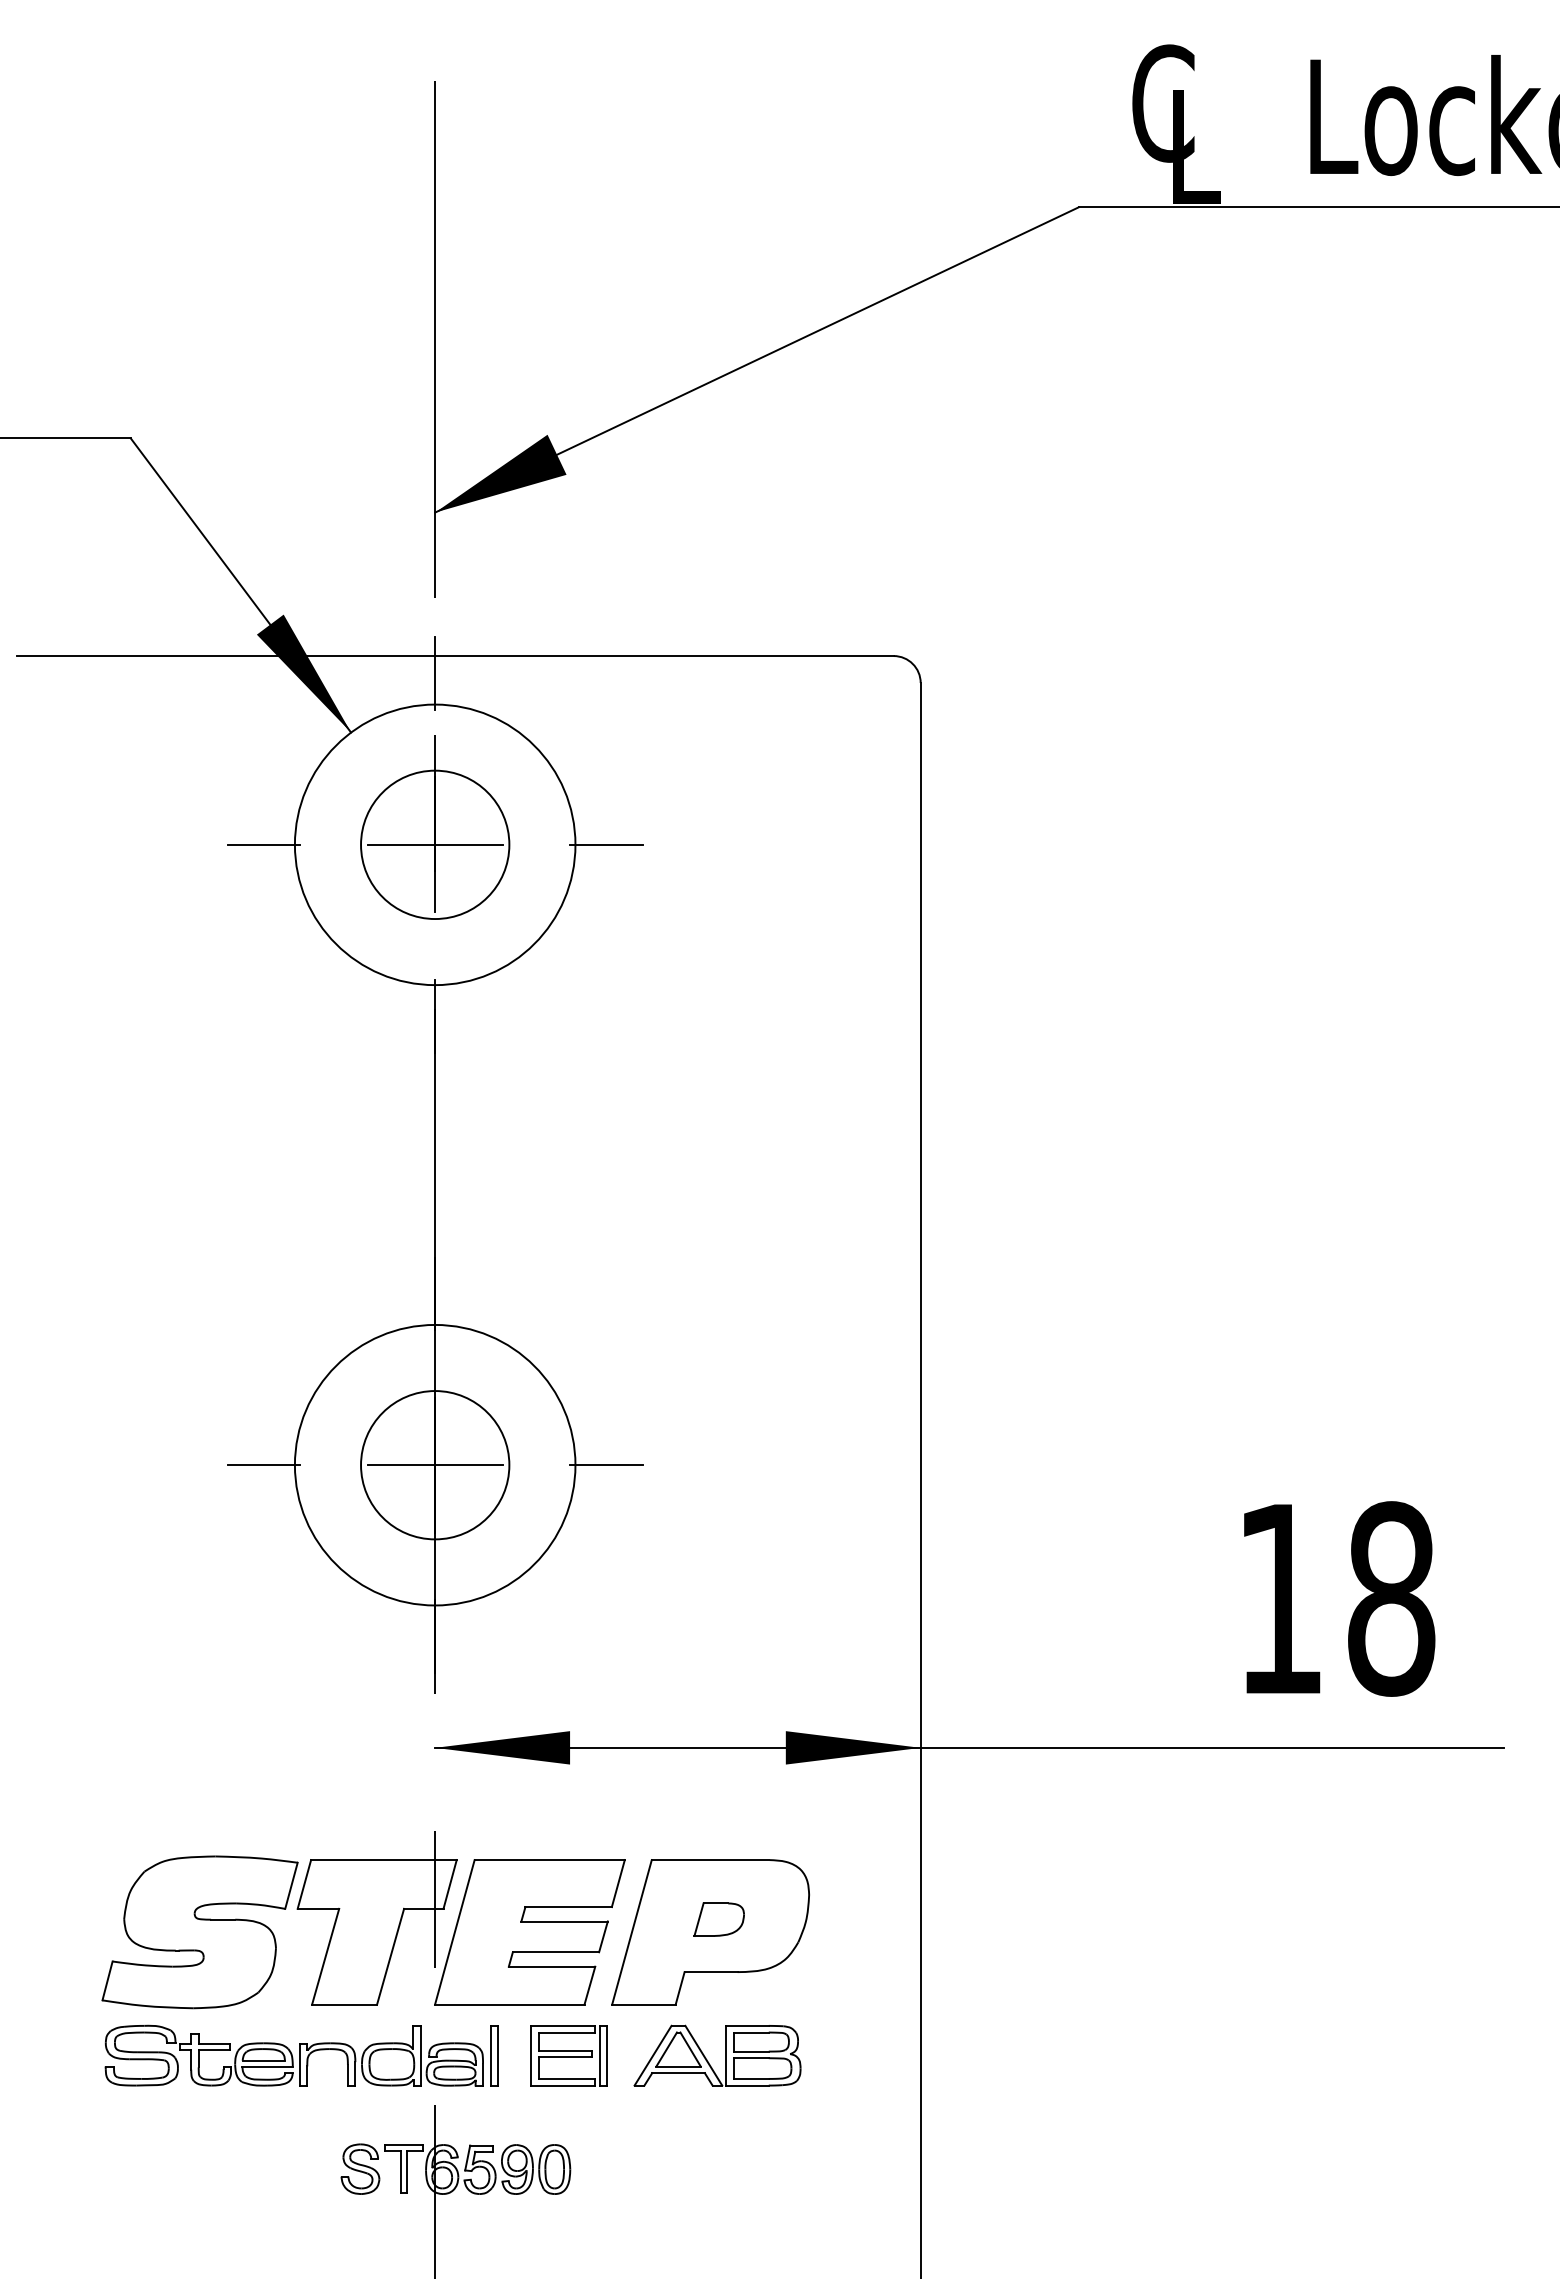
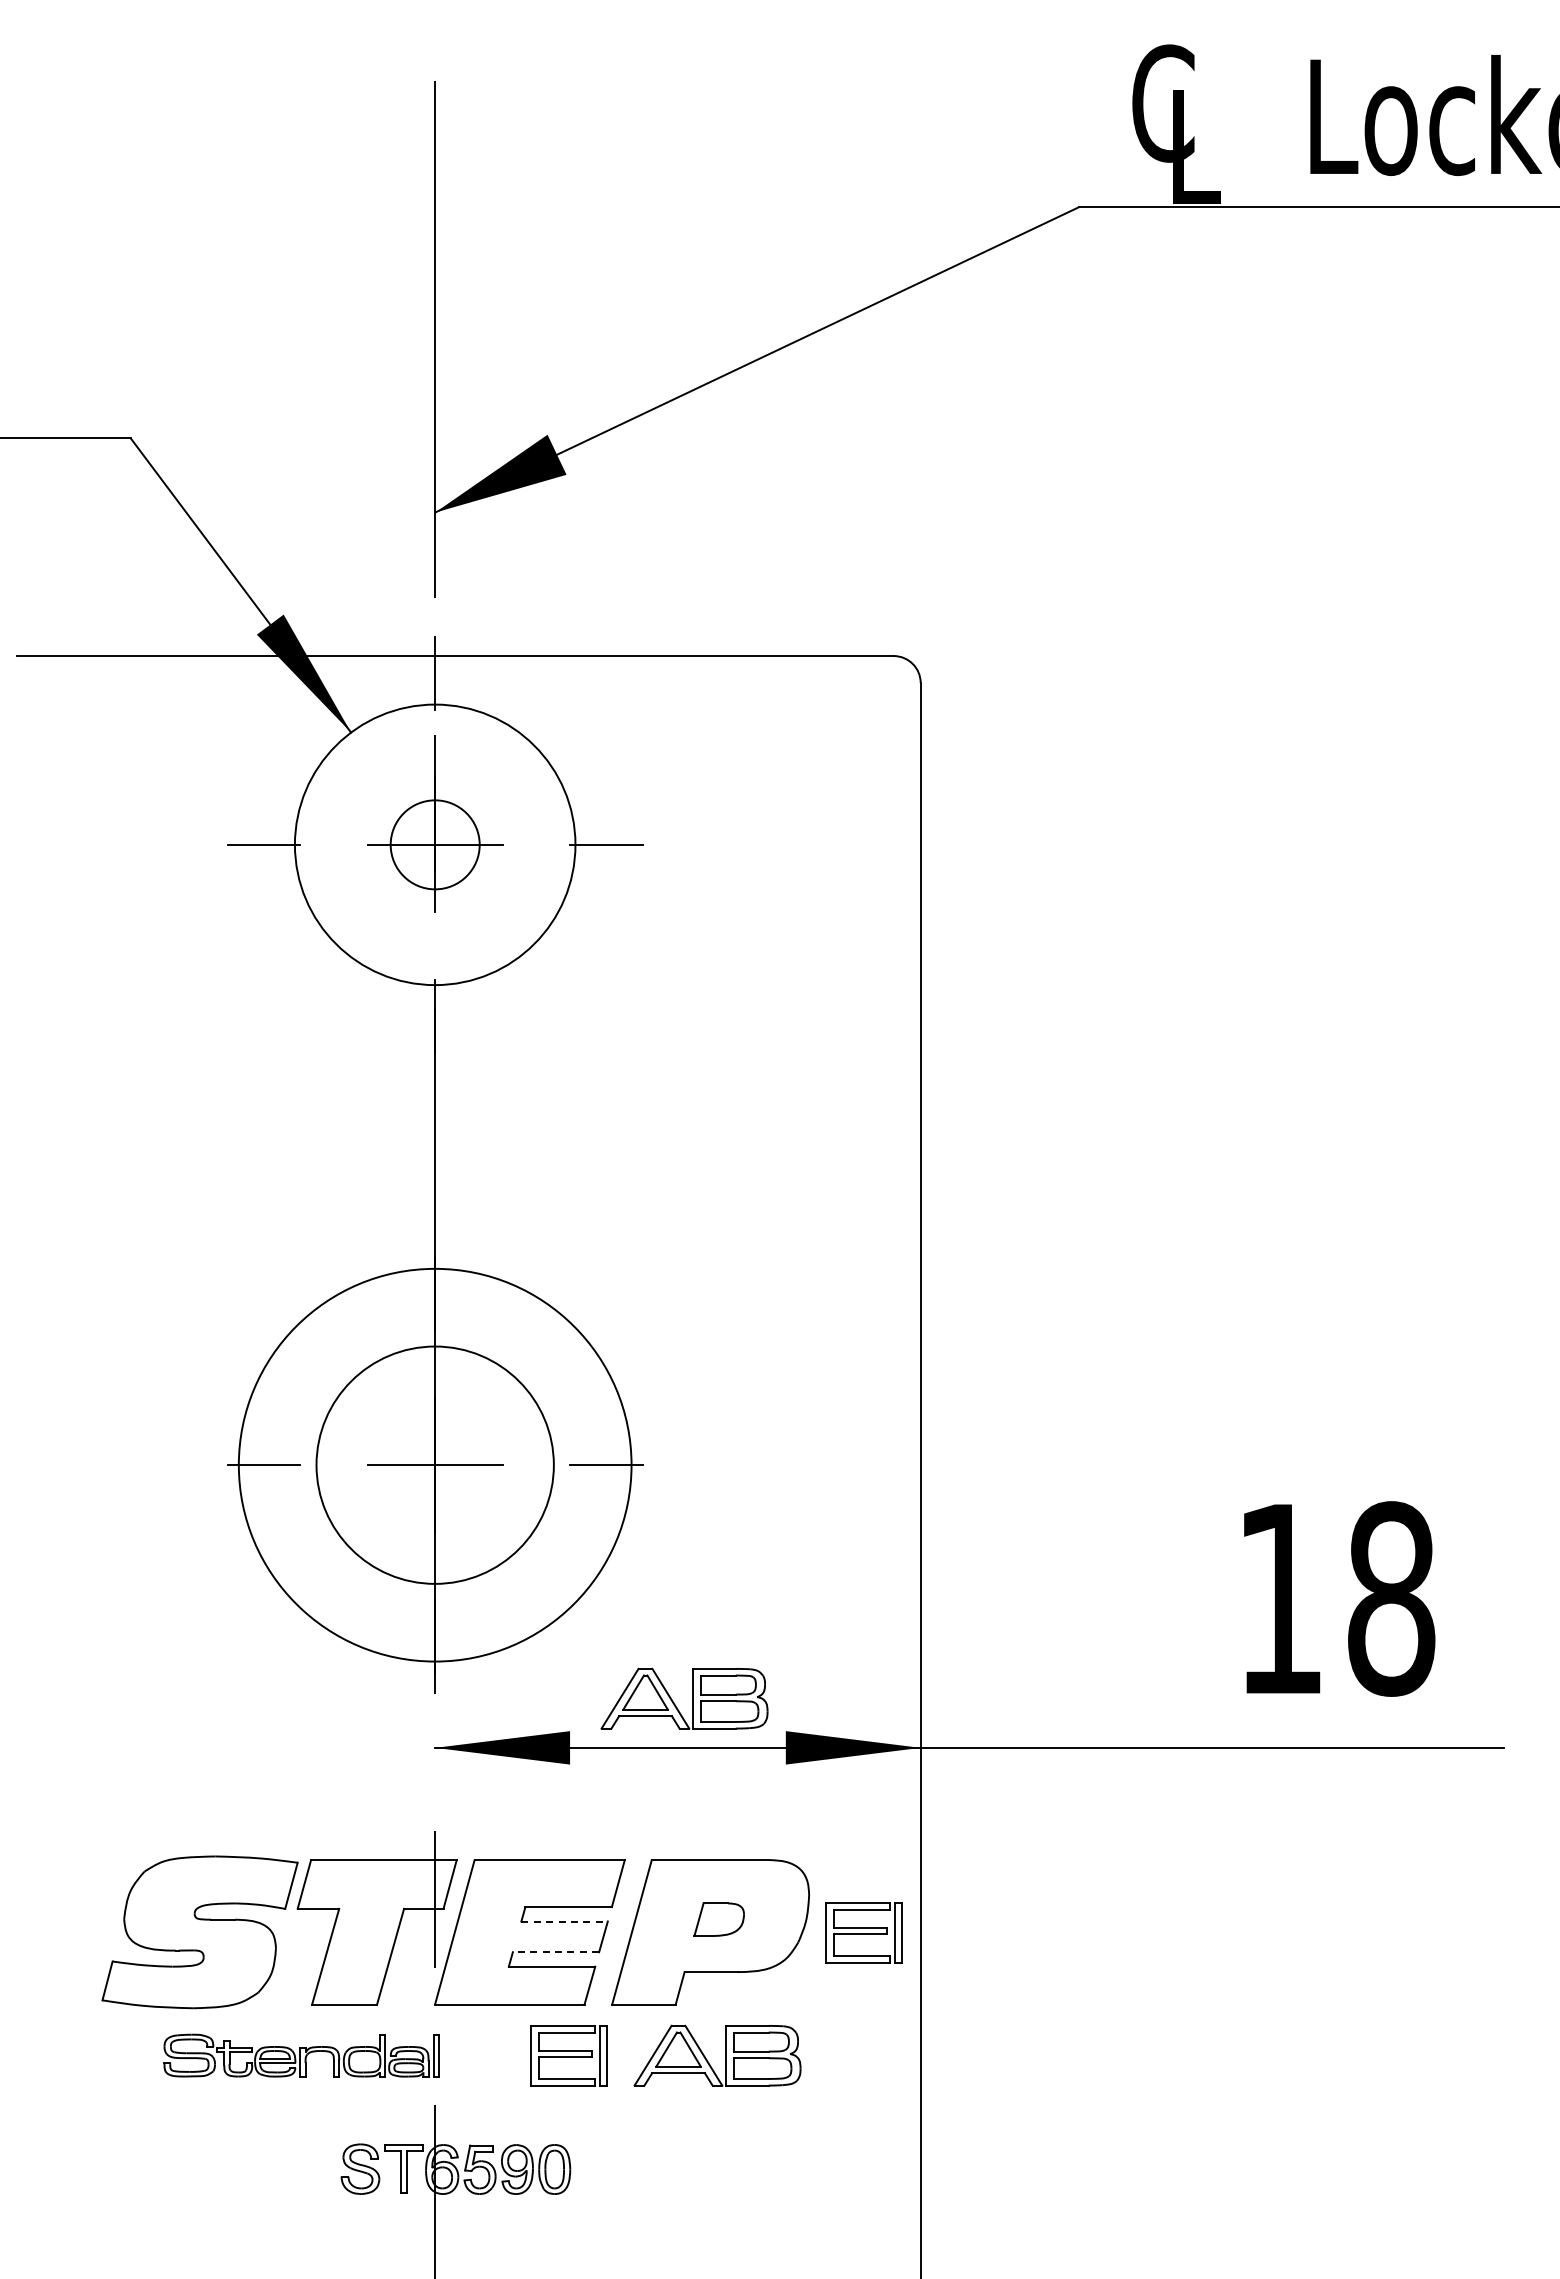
circle diameter: 148 px -> 89 px (434, 844)
circle diameter: 281 px -> 393 px (434, 1464)
circle diameter: 148 px -> 237 px (434, 1464)
part: none -> present (692, 1698)
line: solid -> dashed (565, 1921)
part: none -> present (863, 1932)
line: solid -> dashed (555, 1952)
part size: 395x63 px -> 277x45 px (301, 2055)
